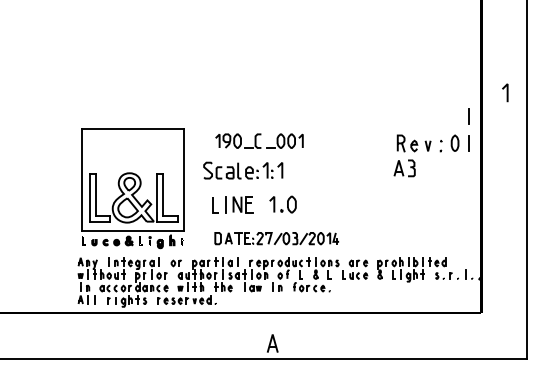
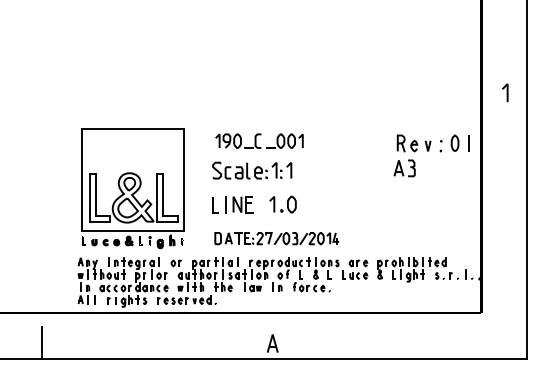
line: present -> none (468, 116)
part position: (243, 170) -> (252, 170) (252, 170)
line: none -> present (41, 342)
